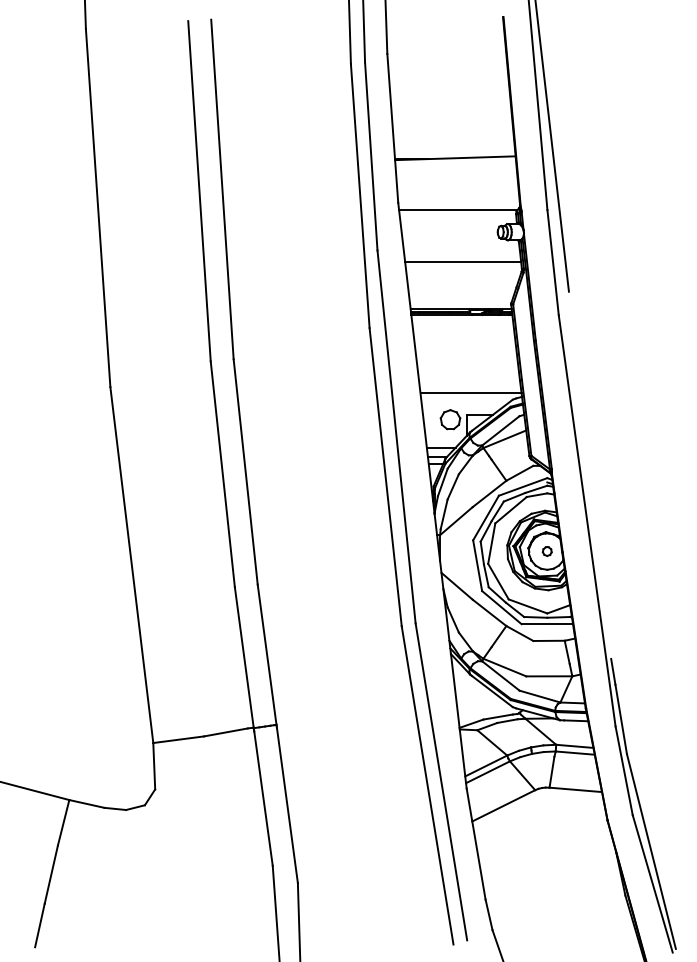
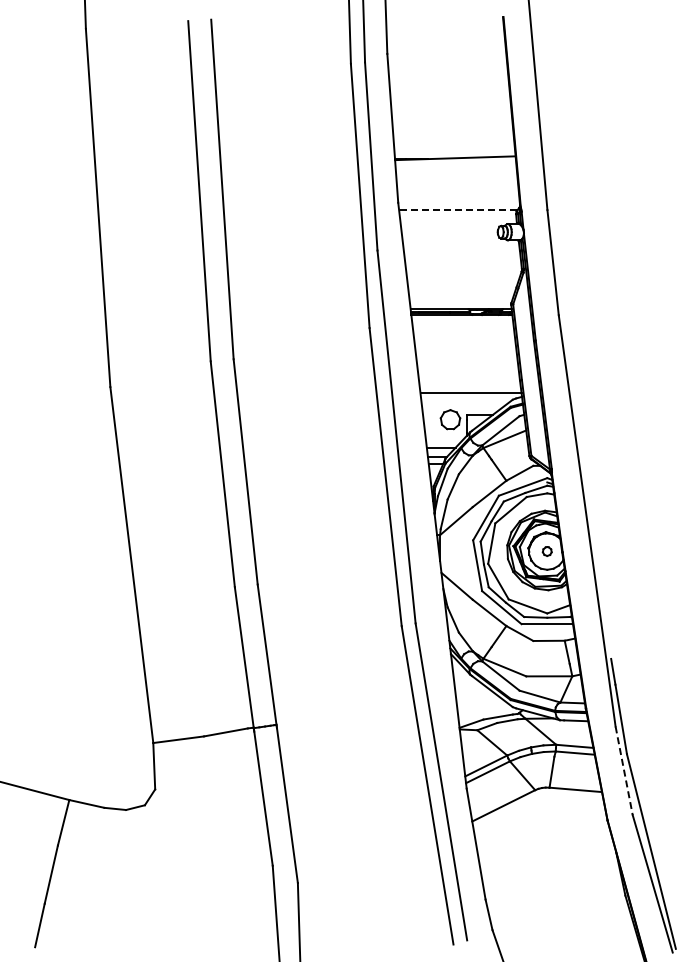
line: present -> none (551, 146)
line: solid -> dashed (457, 210)
line: present -> none (463, 261)
line: solid -> dashed (624, 771)
